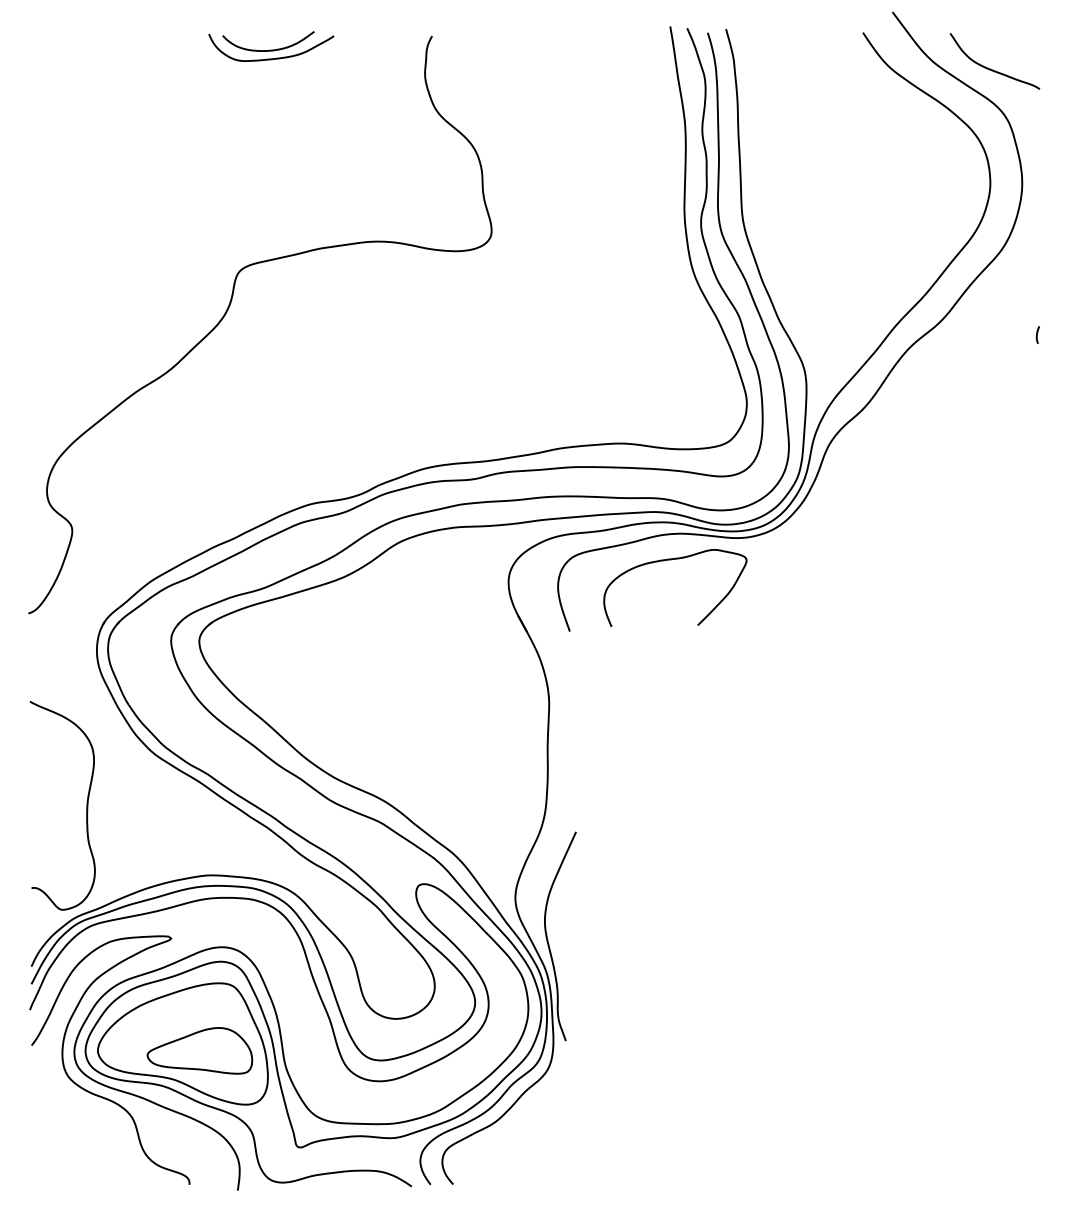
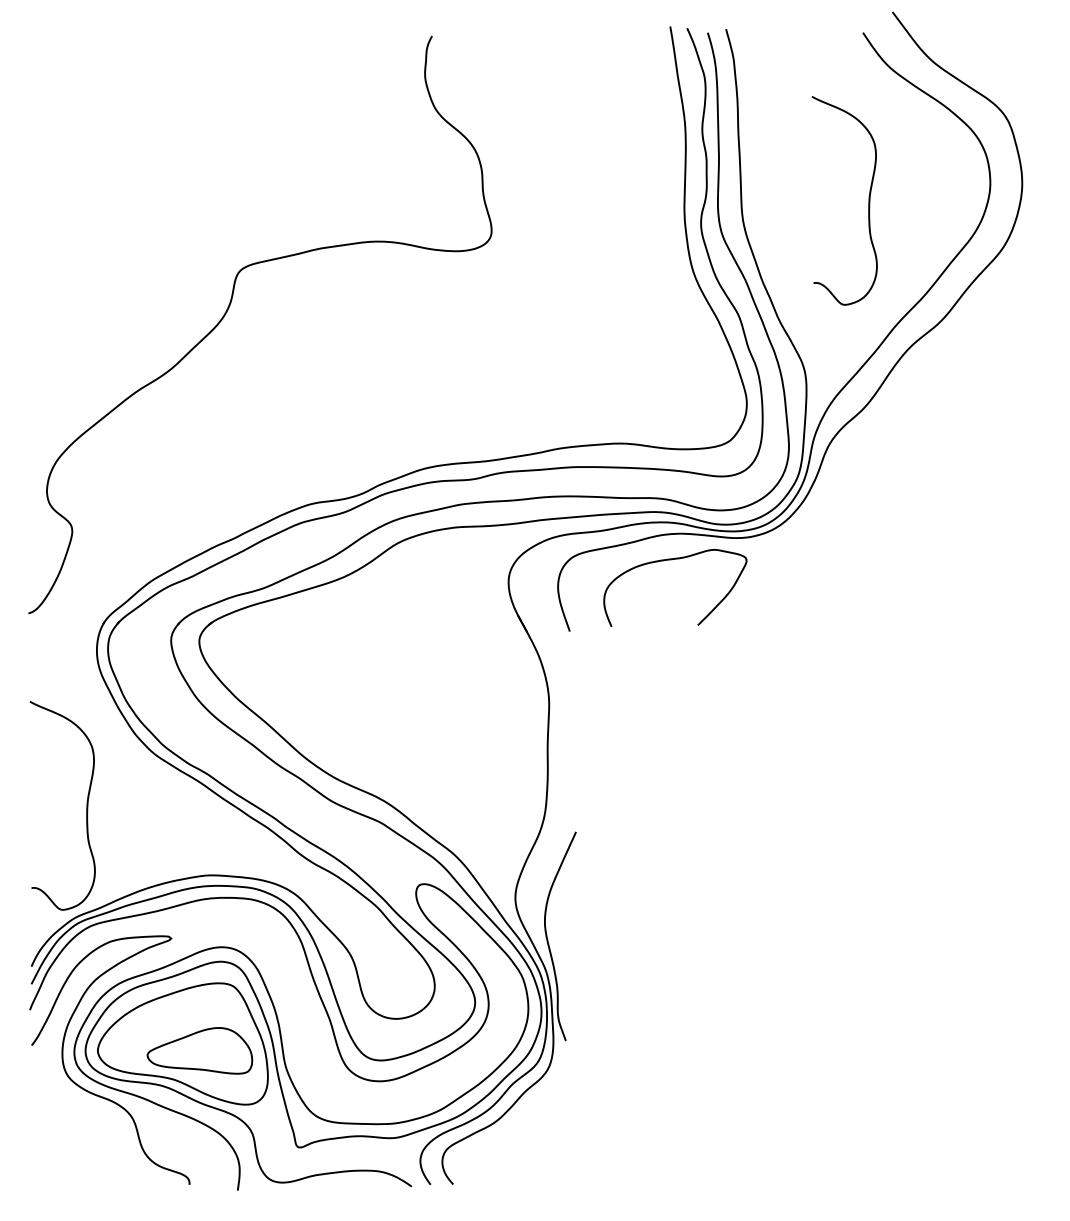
part: present -> none (271, 46)
curve: present -> none (990, 68)
curve: none -> present (868, 200)
curve: present -> none (1037, 334)
